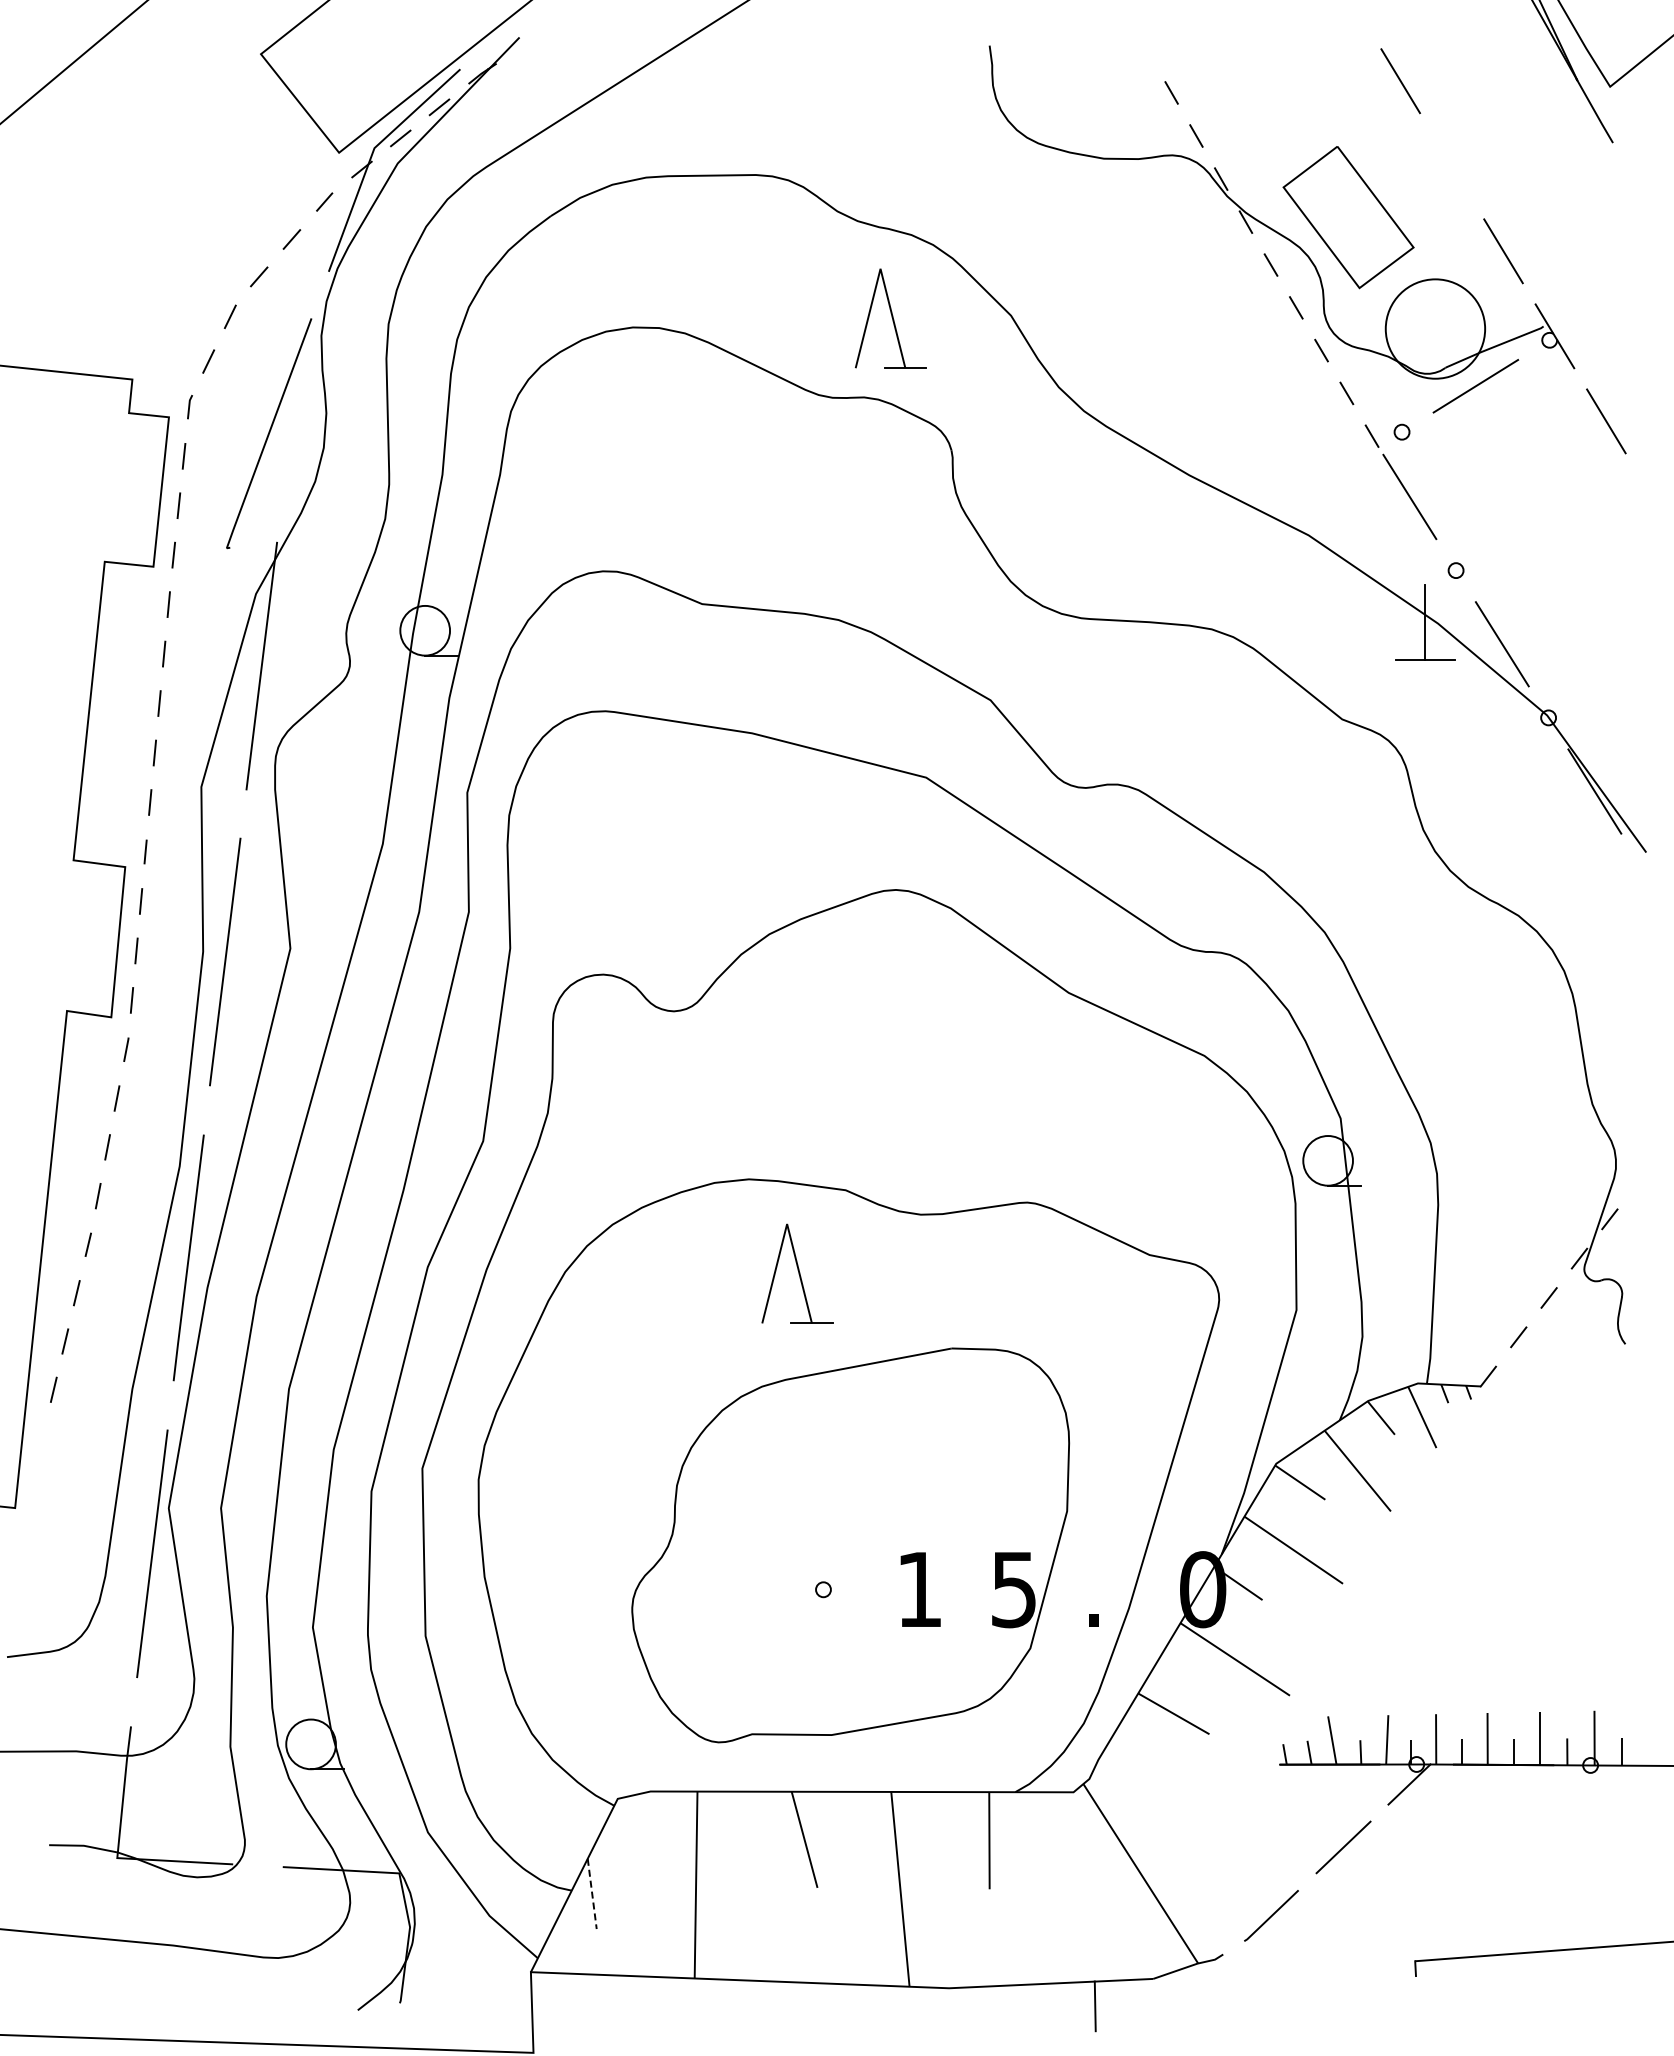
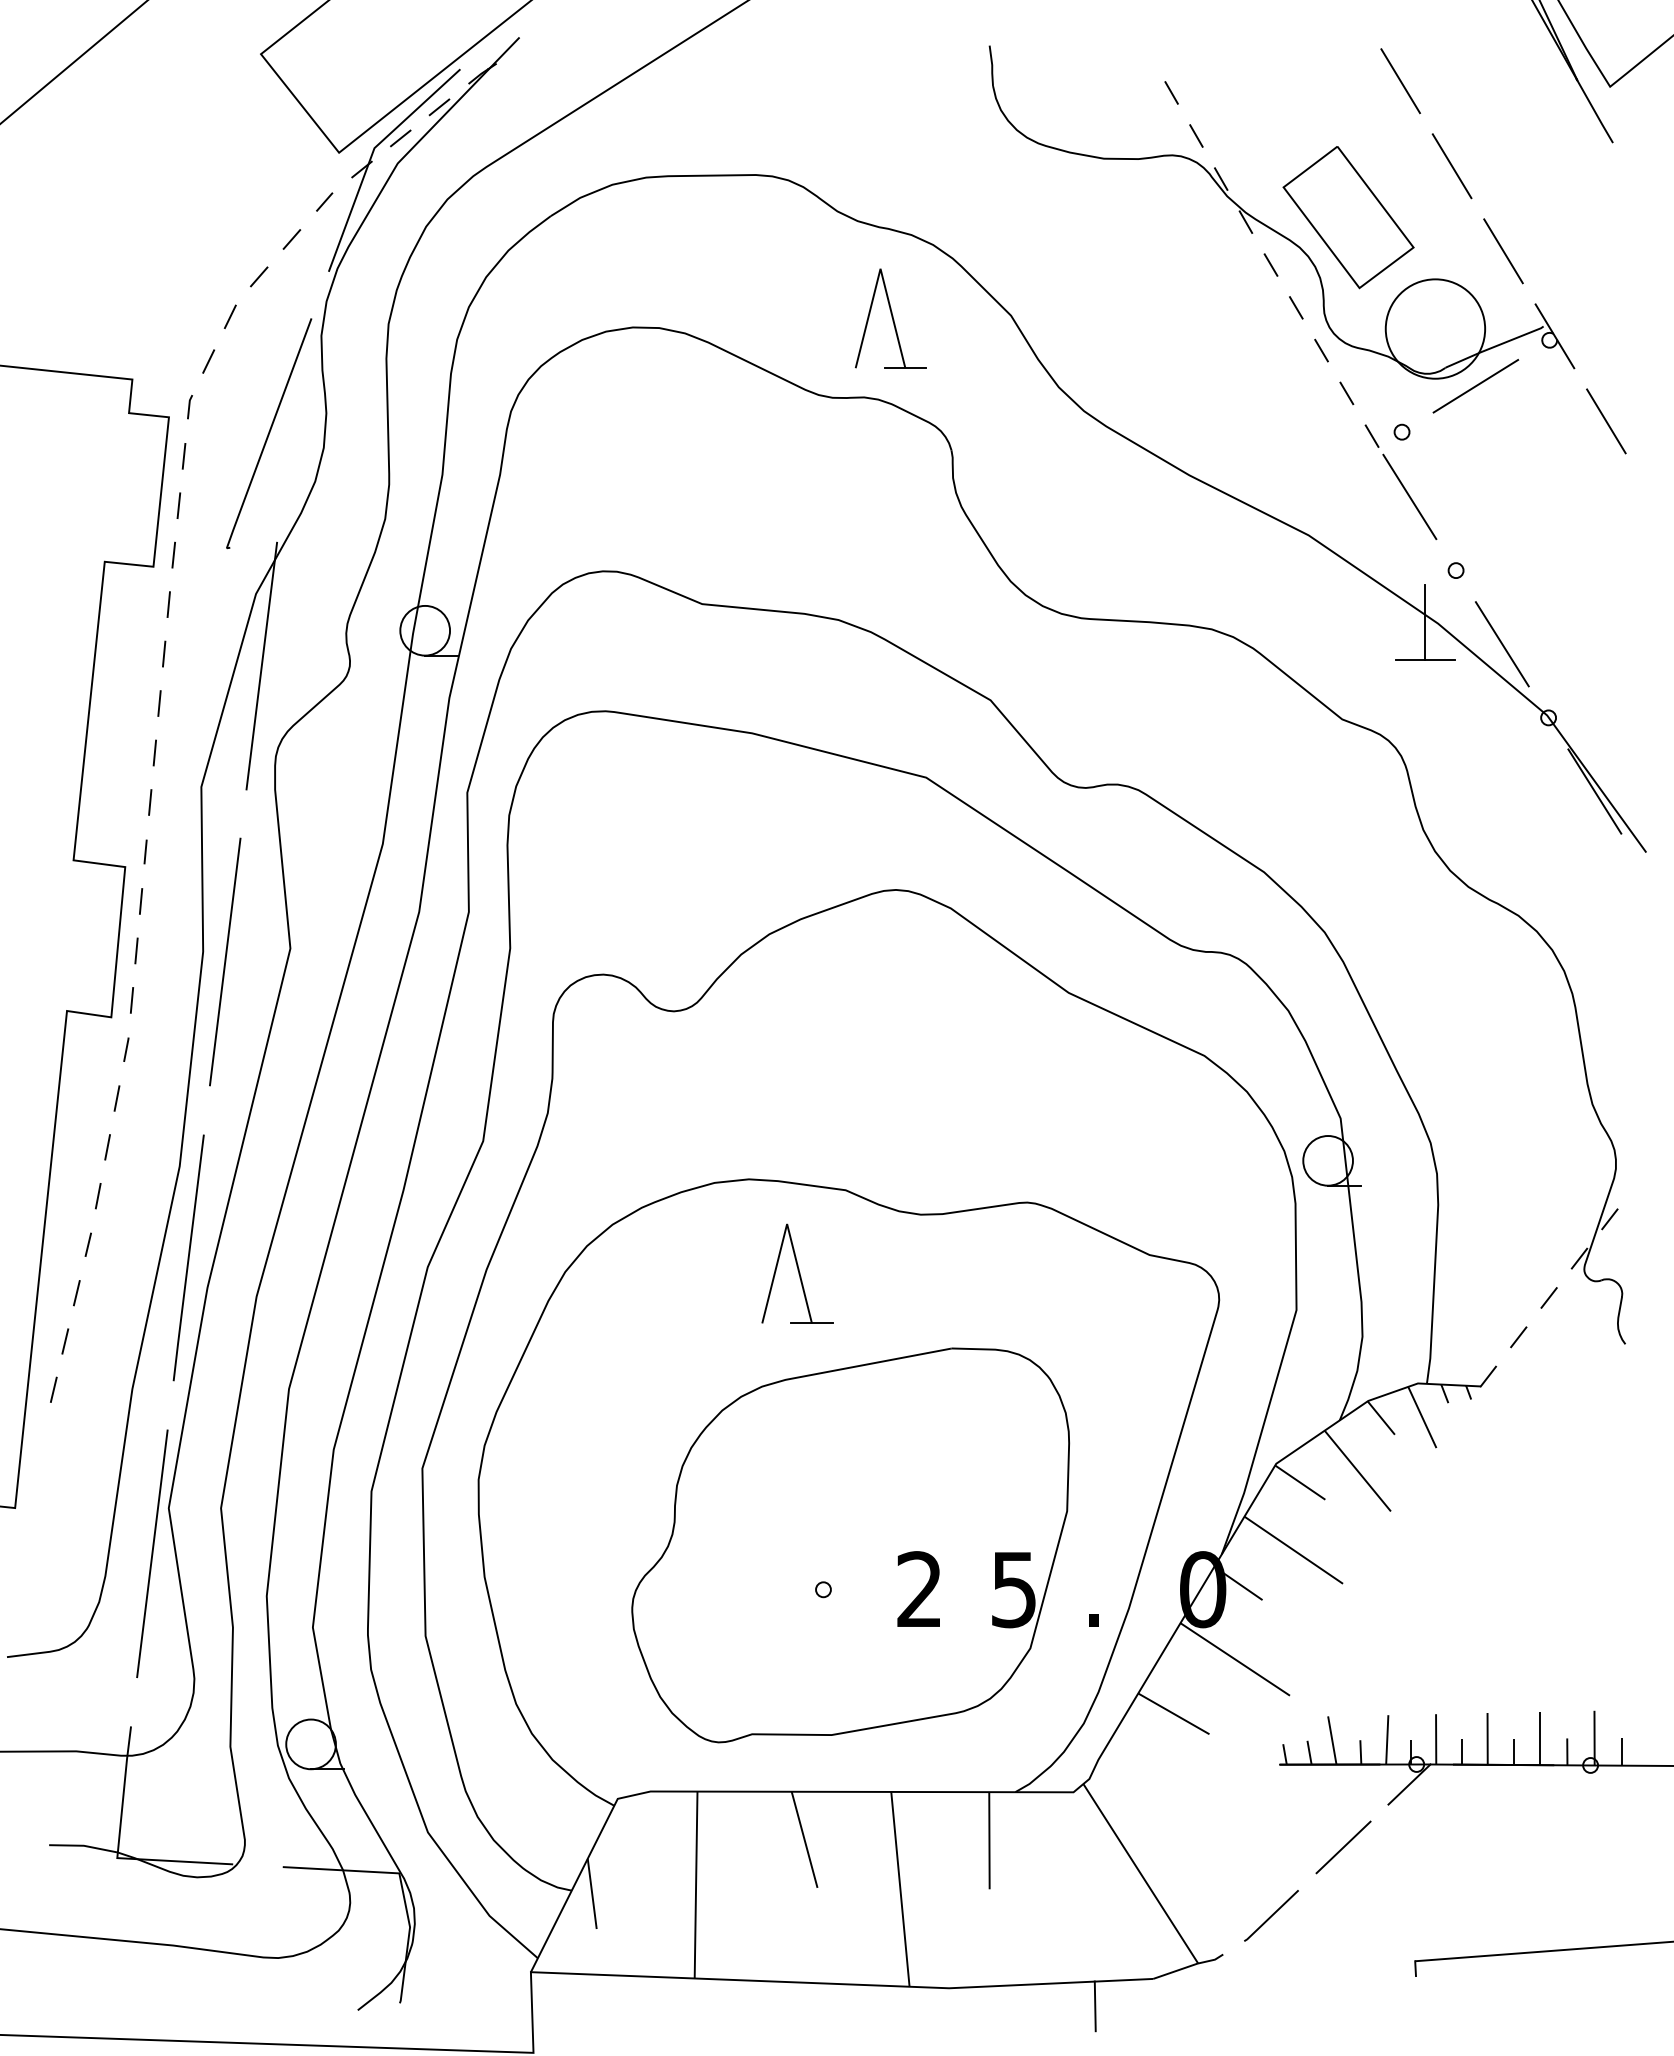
line: none -> present (1451, 166)
text: 1 -> 2 (918, 1588)
line: dashed -> solid (592, 1894)
